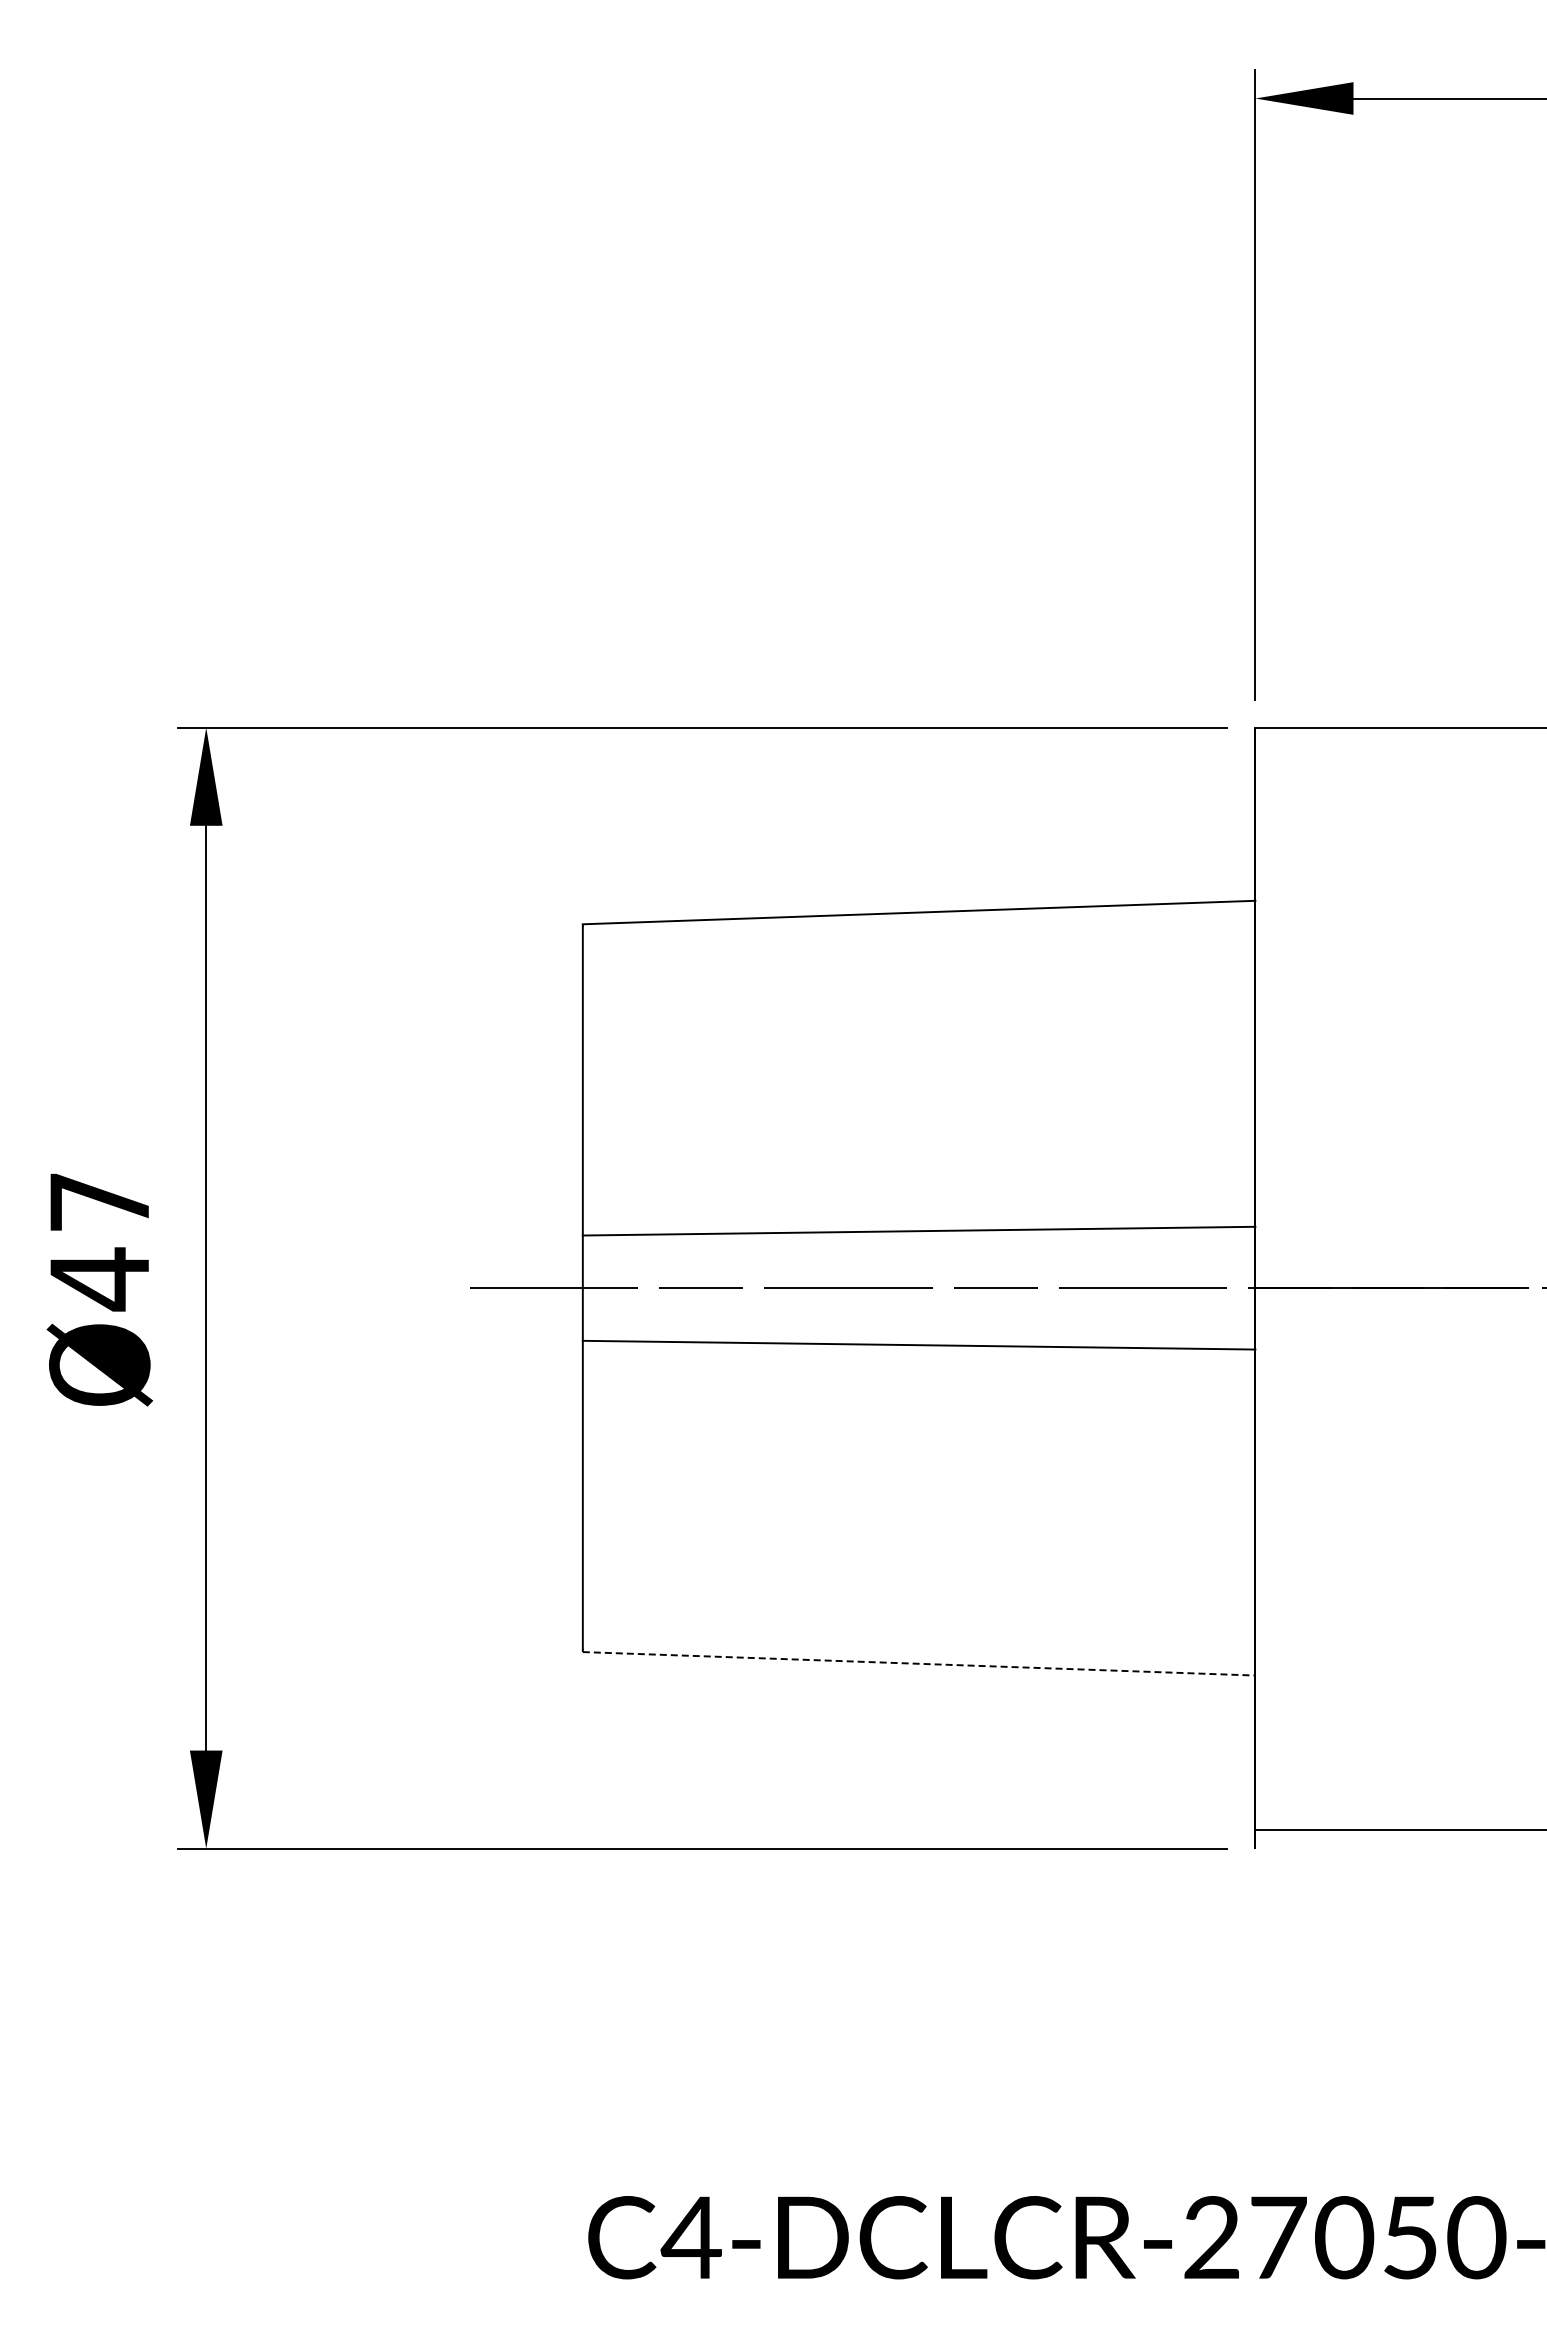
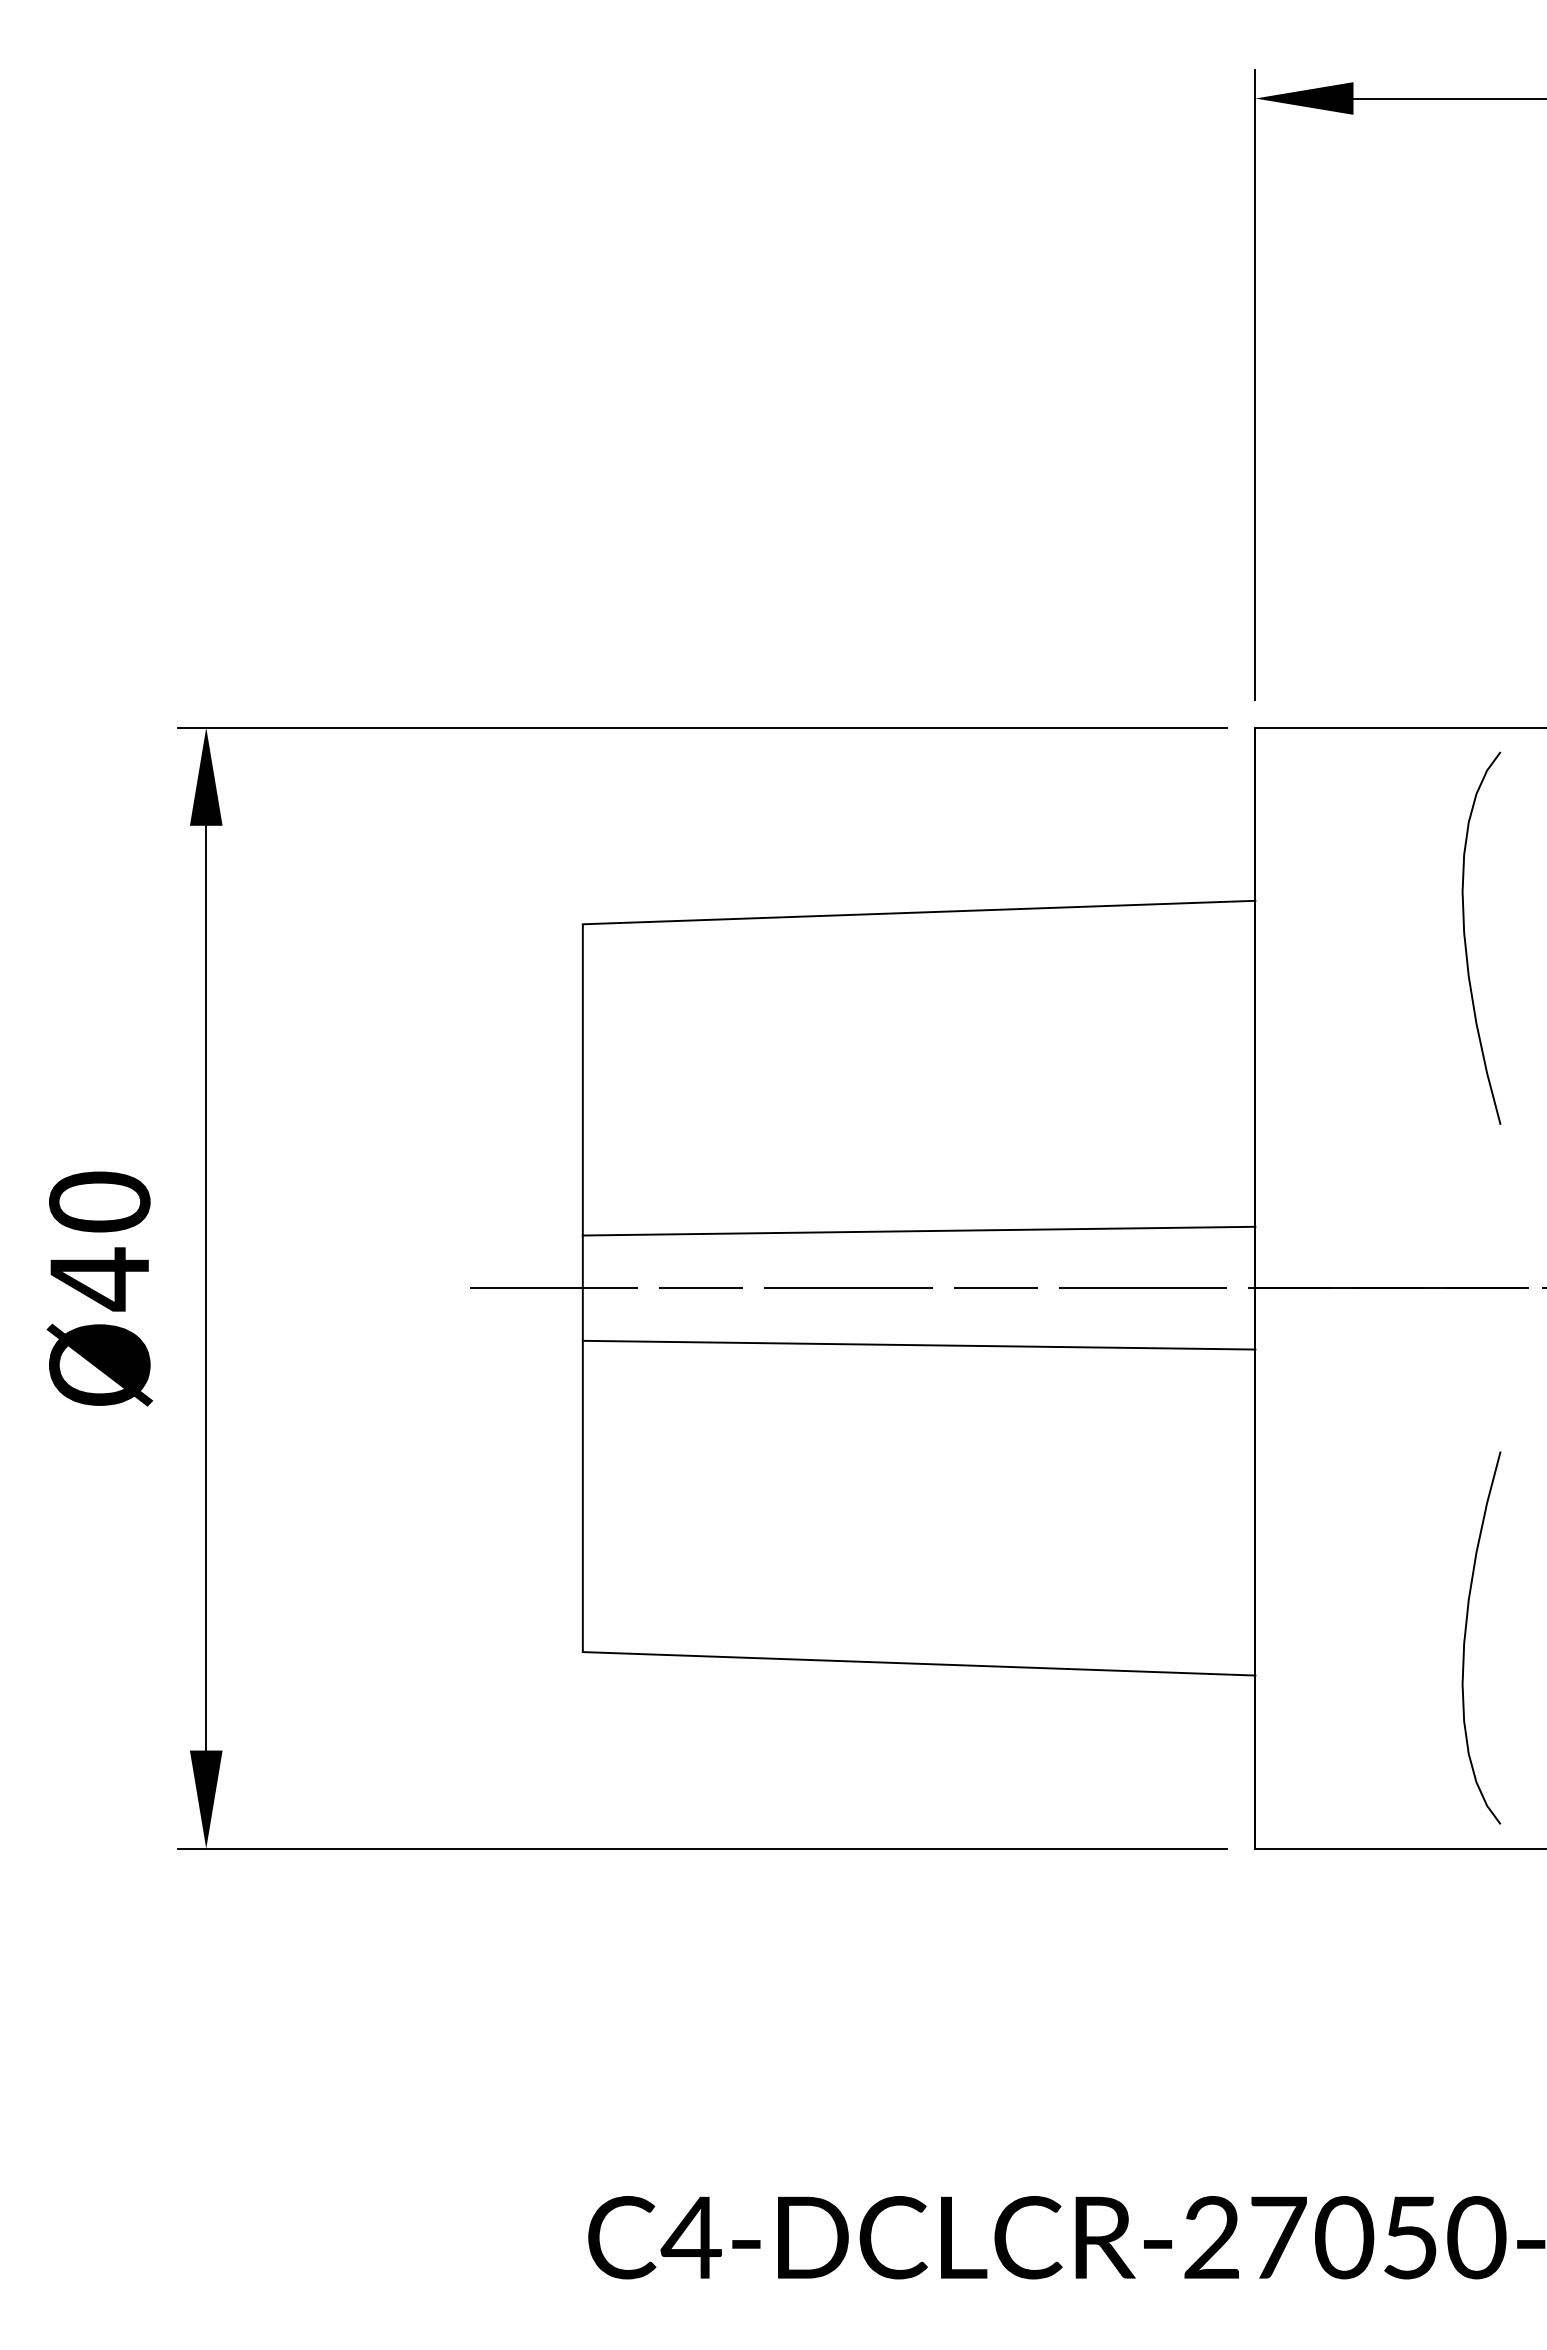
curve: none -> present (1466, 942)
text: Ø47 -> Ø40 (99, 1201)
curve: none -> present (1466, 1633)
line: dashed -> solid (919, 1663)
line position: (1399, 1829) -> (1399, 1848) (1399, 1848)
